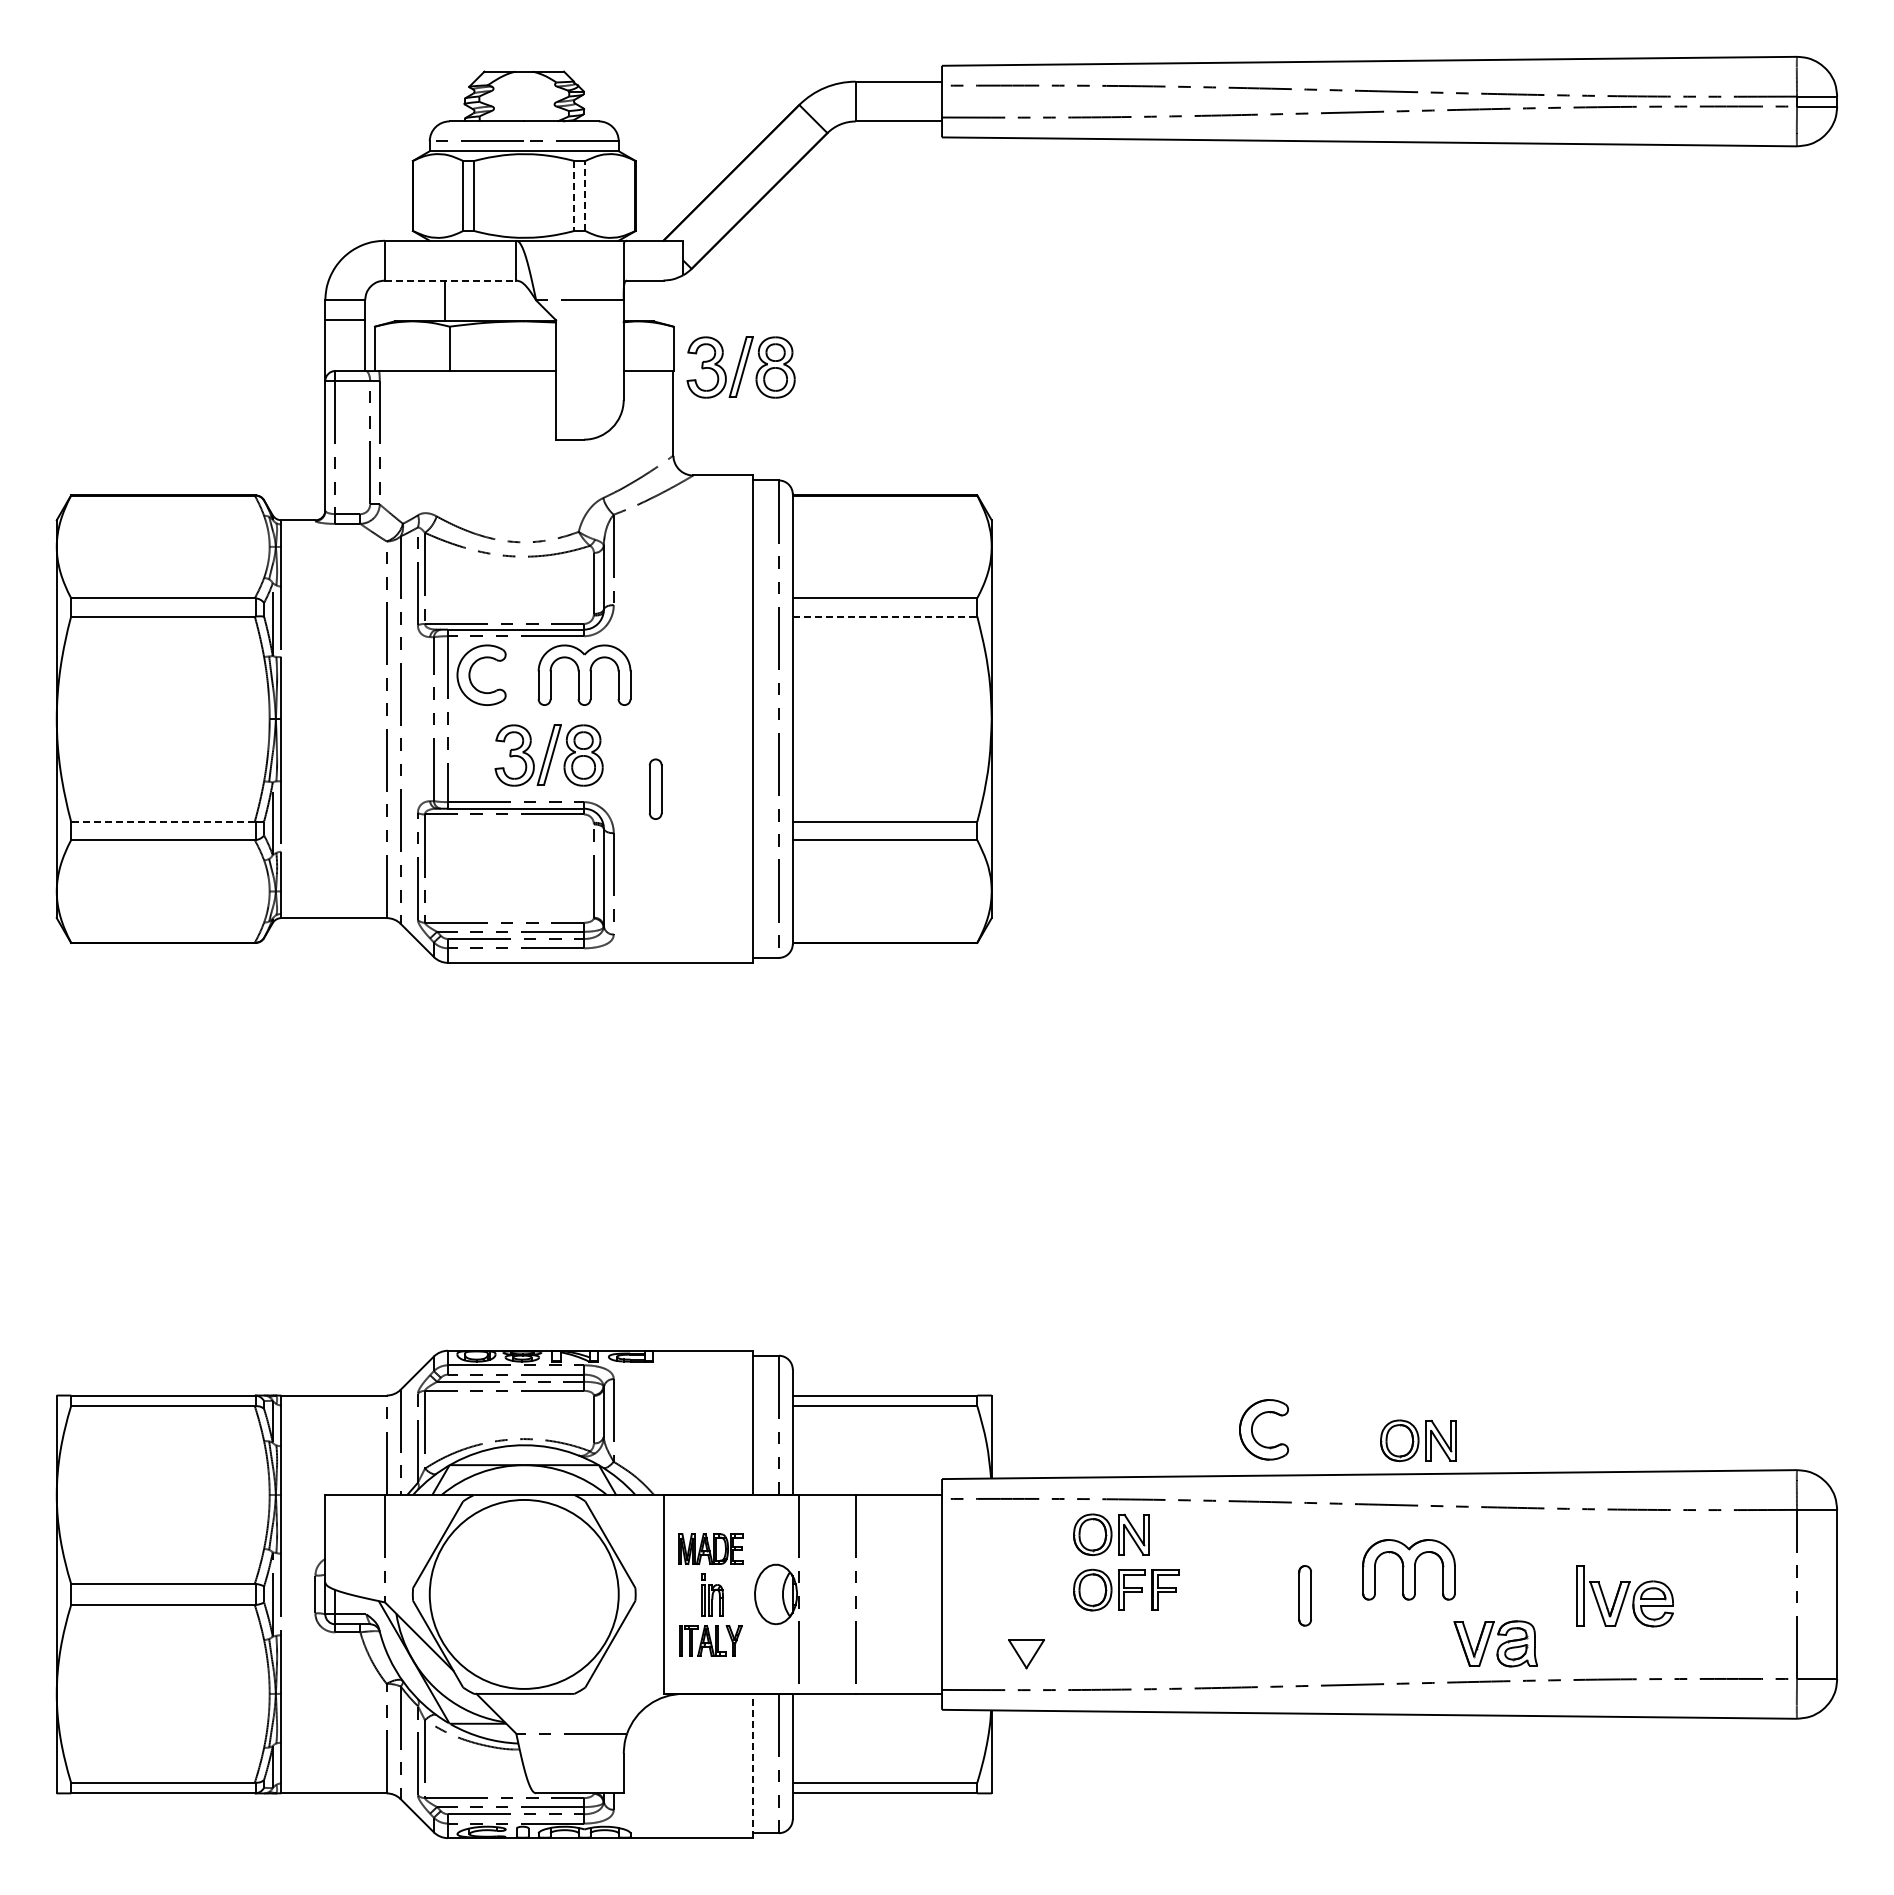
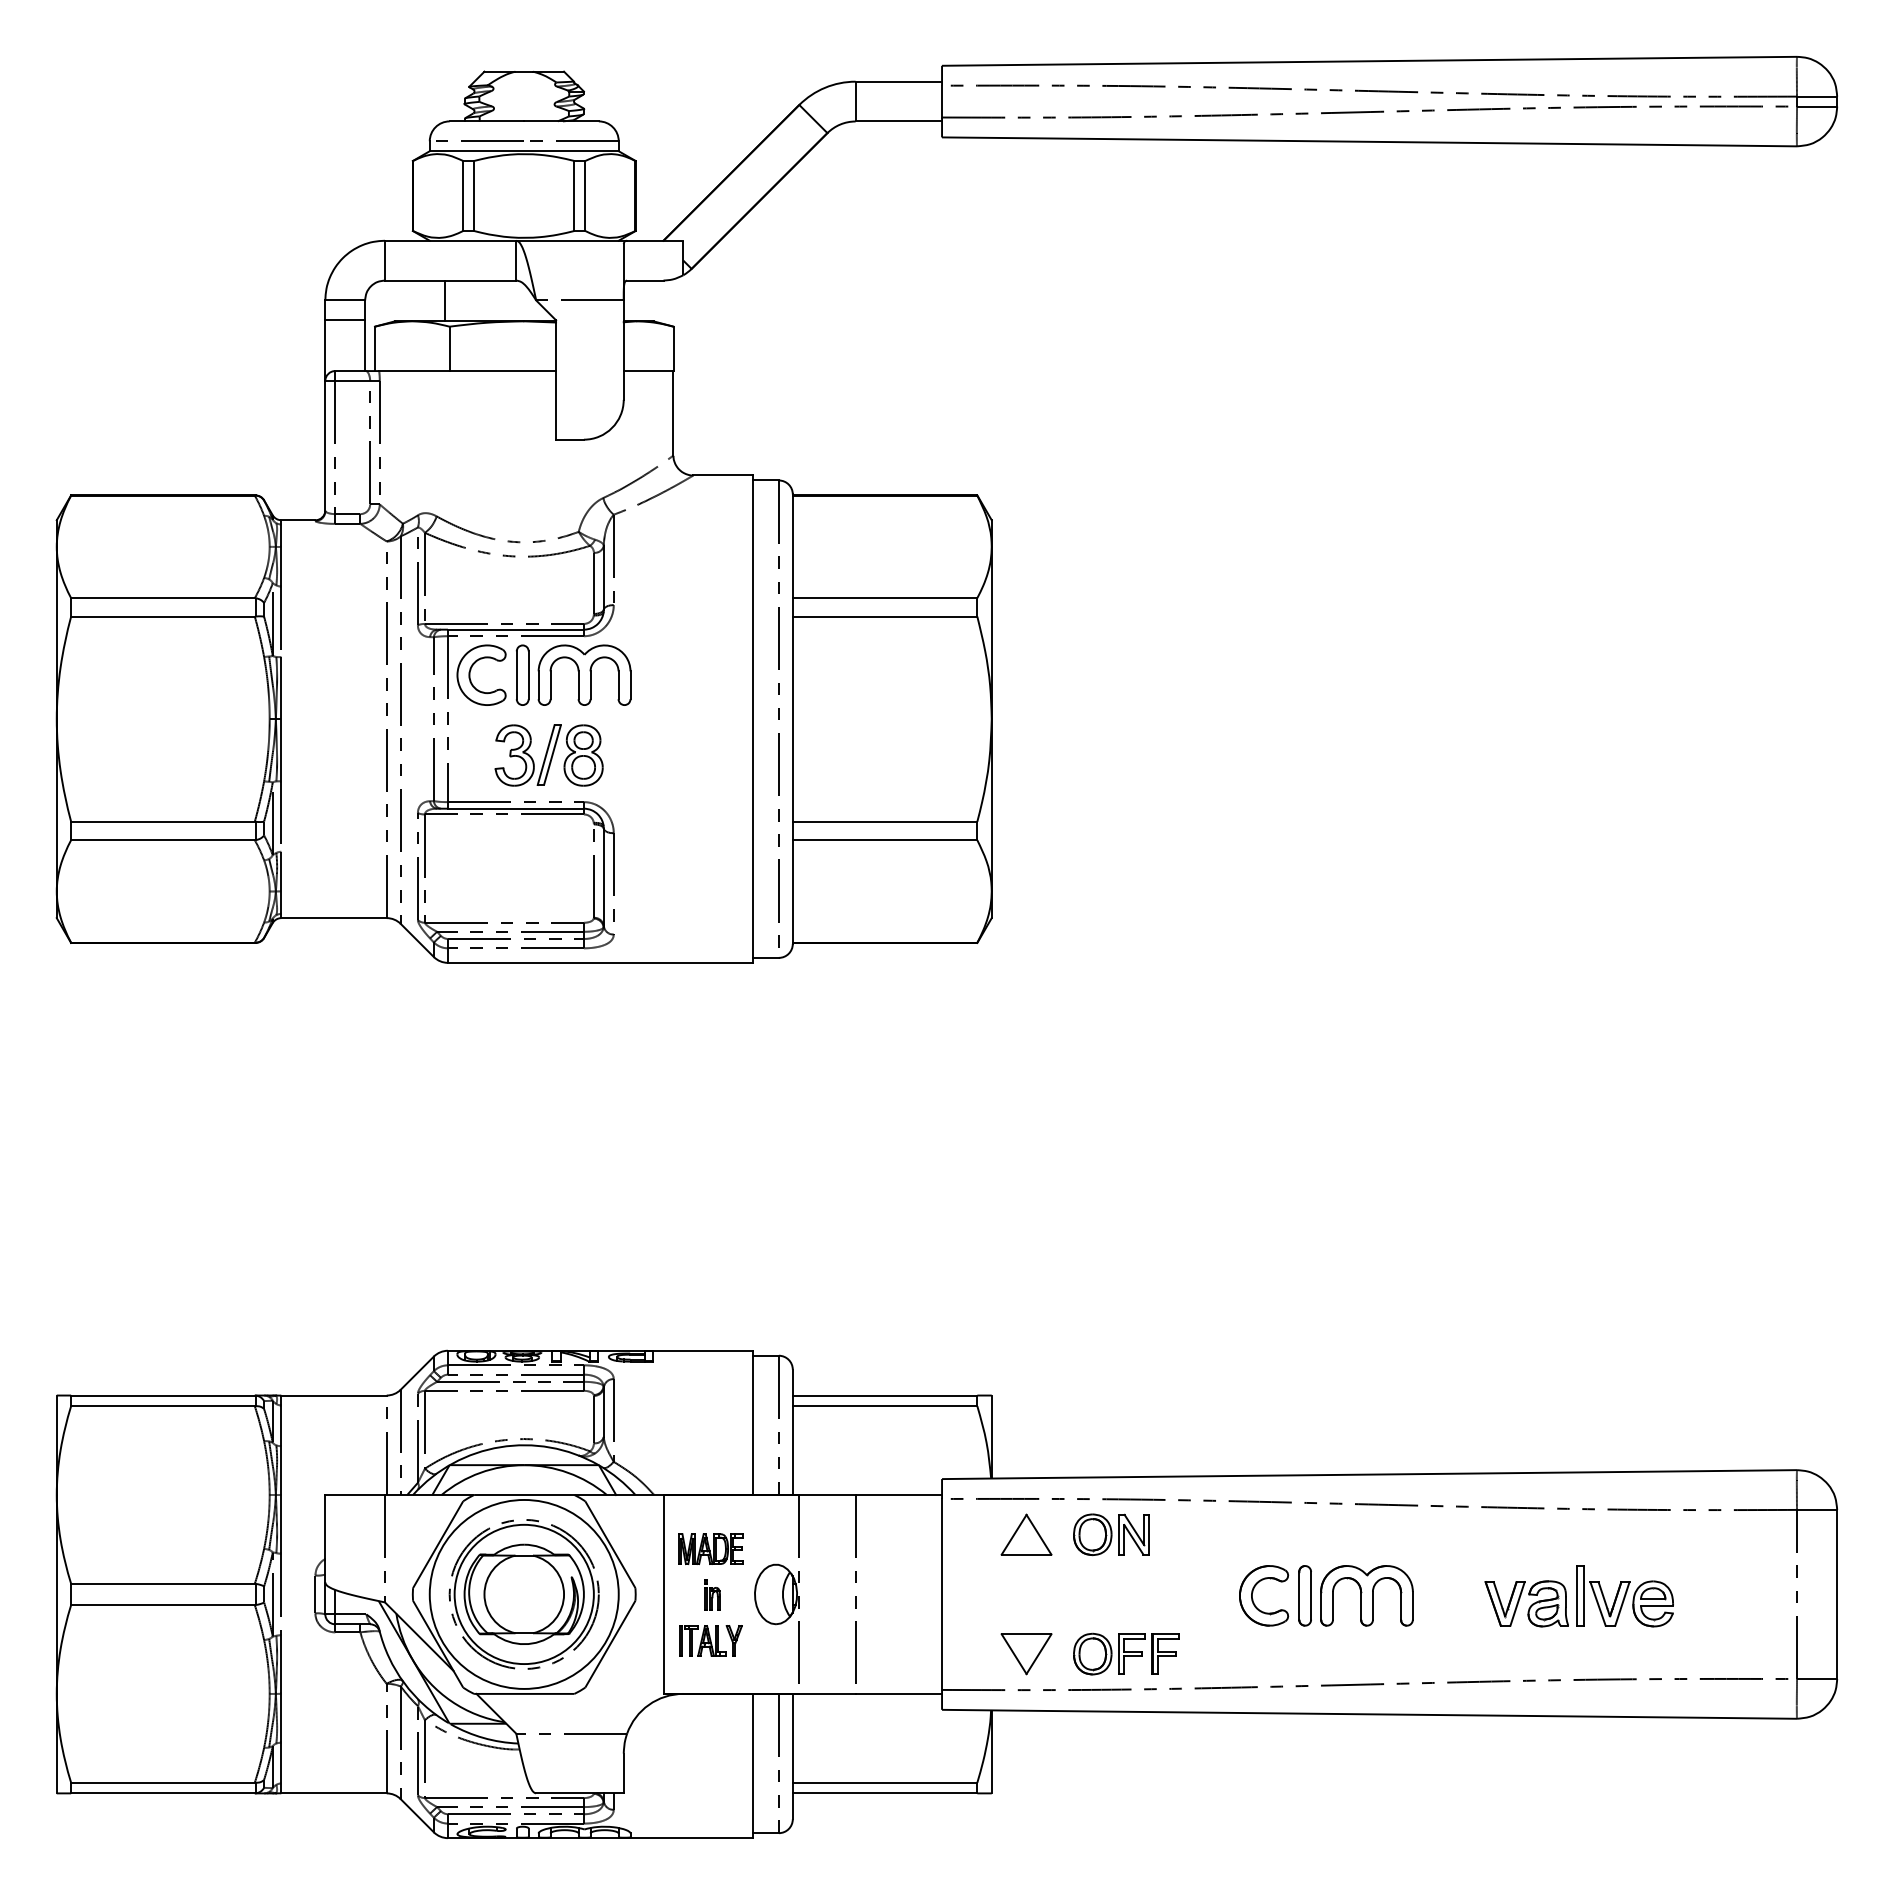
line: dashed -> solid (574, 196)
line: dashed -> solid (585, 196)
line: dashed -> solid (450, 280)
part: present -> none (740, 367)
line: dashed -> solid (885, 616)
part position: (655, 788) -> (522, 674) (522, 674)
line: dashed -> solid (162, 821)
part position: (1253, 1426) -> (1253, 1592) (1253, 1592)
part: present -> none (1418, 1440)
part: none -> present (1026, 1534)
part position: (1408, 1569) -> (1366, 1595) (1366, 1595)
part position: (1126, 1589) -> (1126, 1653) (1126, 1653)
part: none -> present (523, 1594)
part size: 23x44 px -> 17x32 px (712, 1594)
part position: (1495, 1643) -> (1526, 1603) (1526, 1603)
part size: 37x31 px -> 53x43 px (1026, 1654)
line: dashed -> solid (753, 1765)
